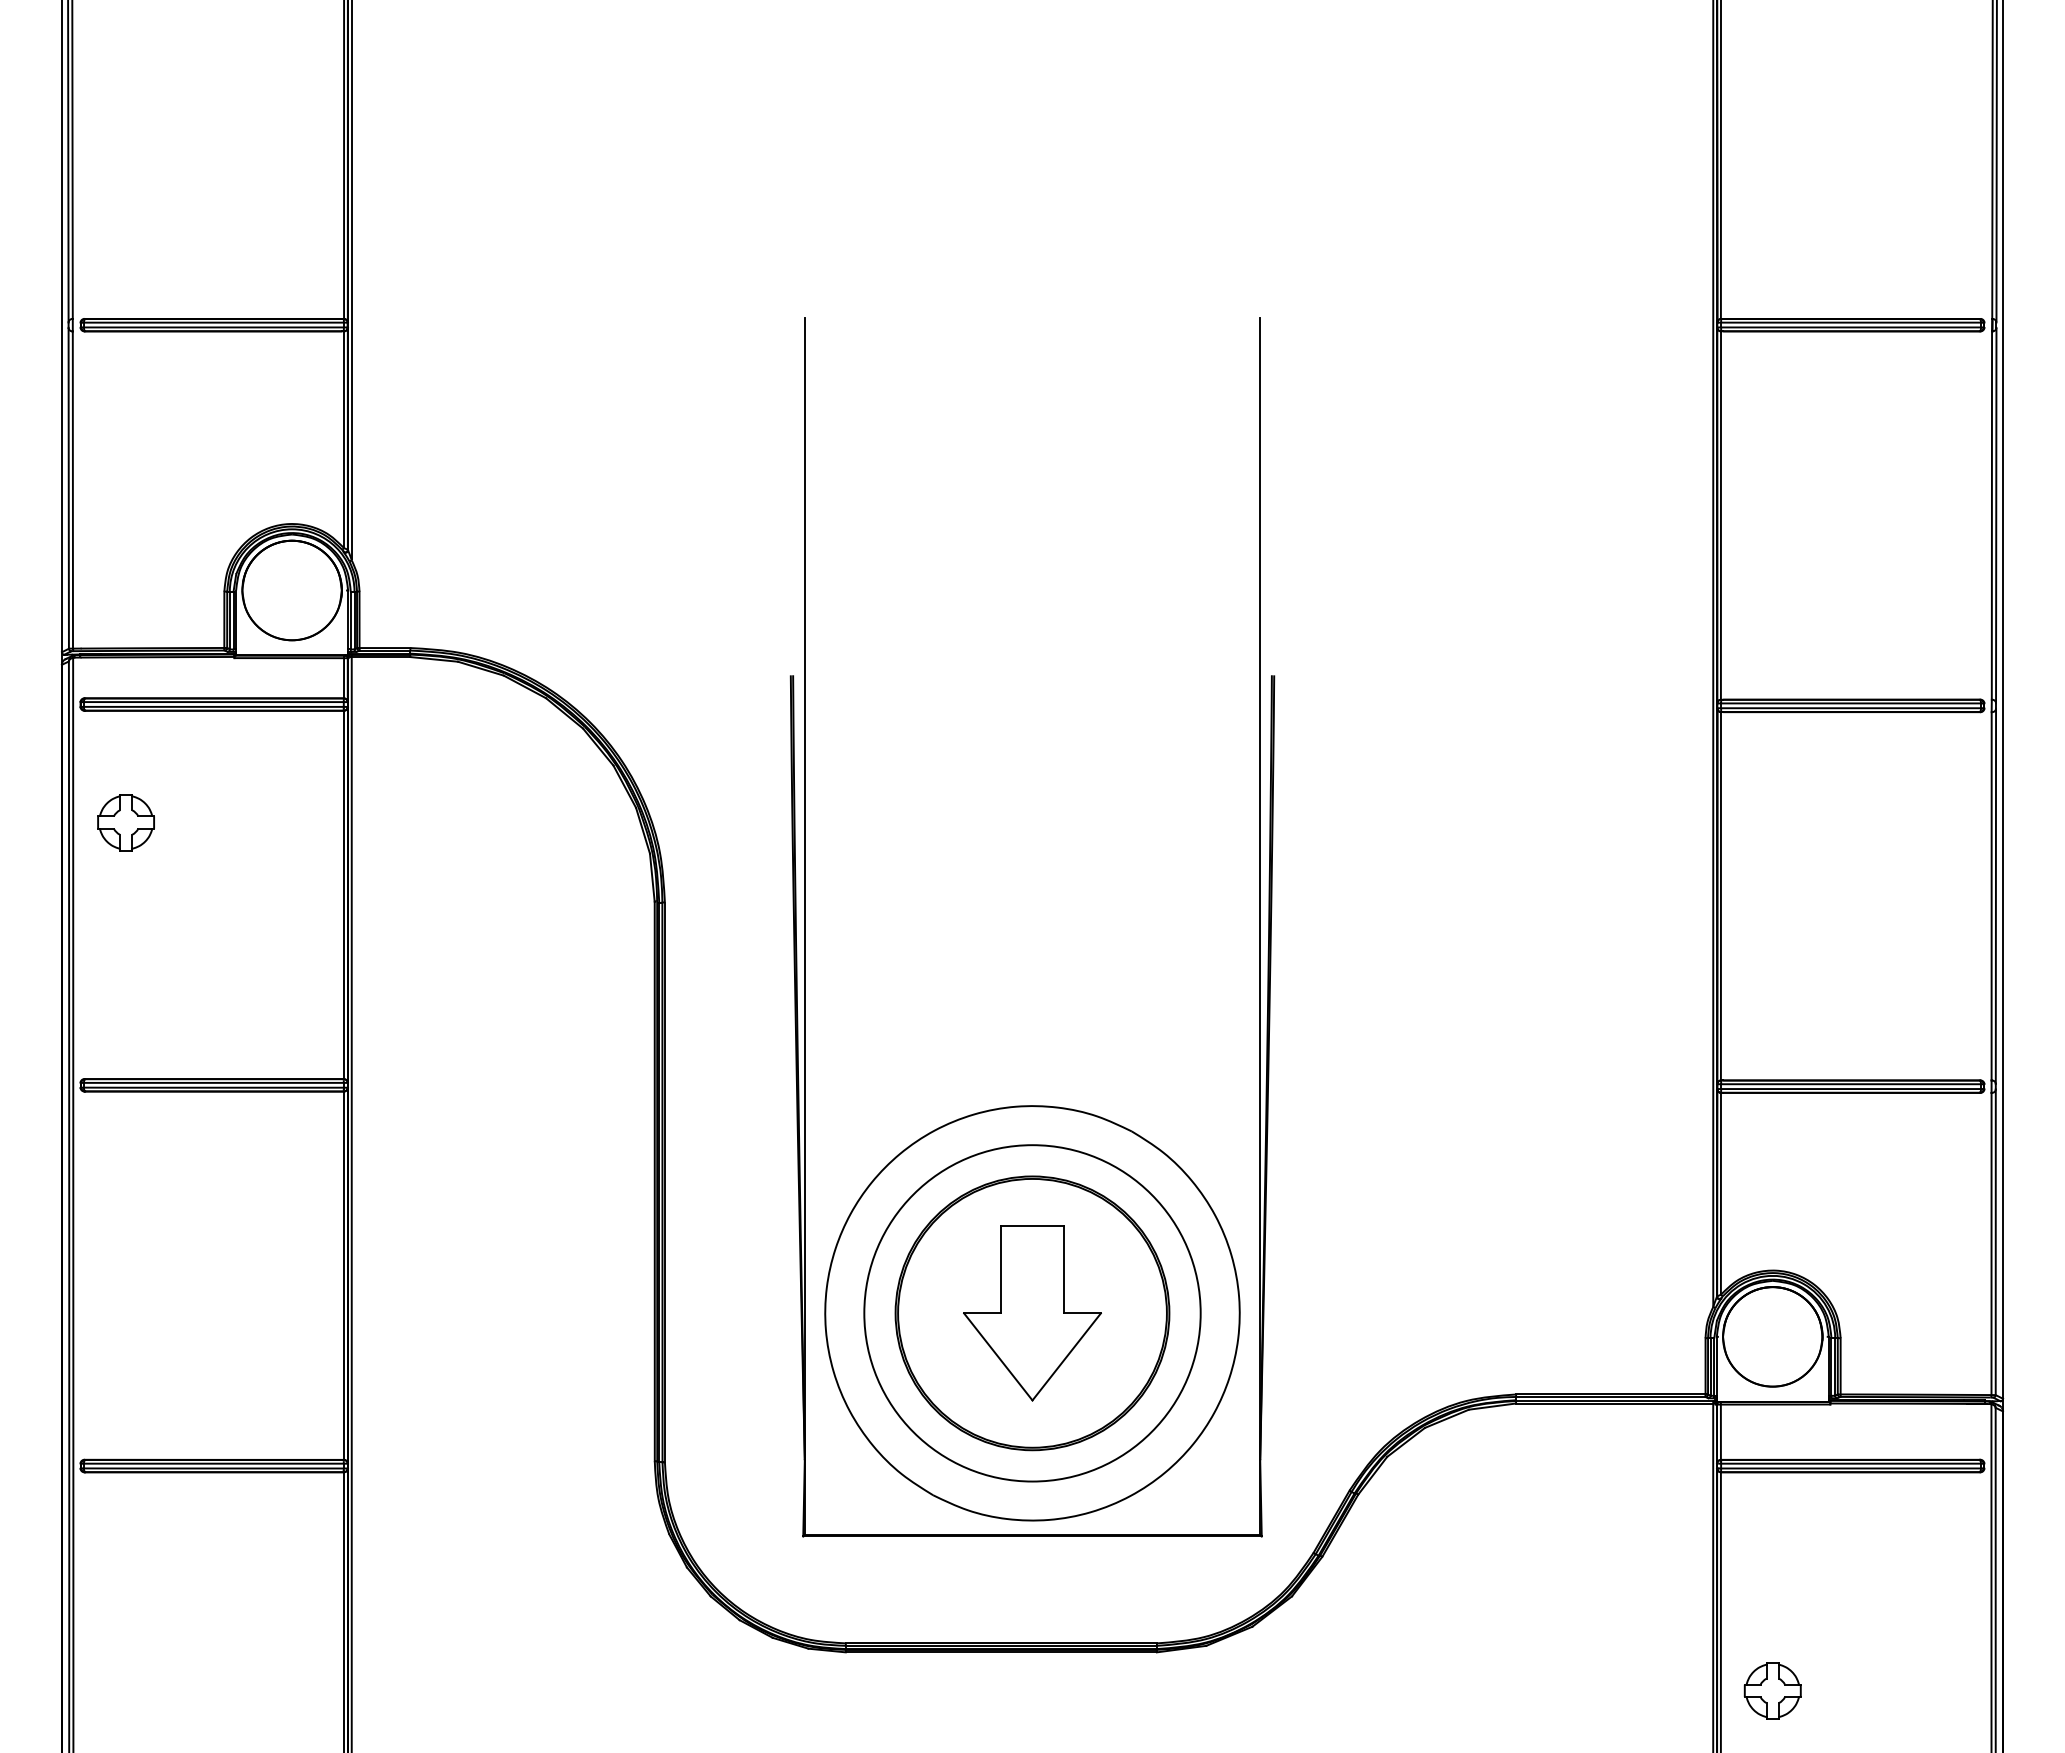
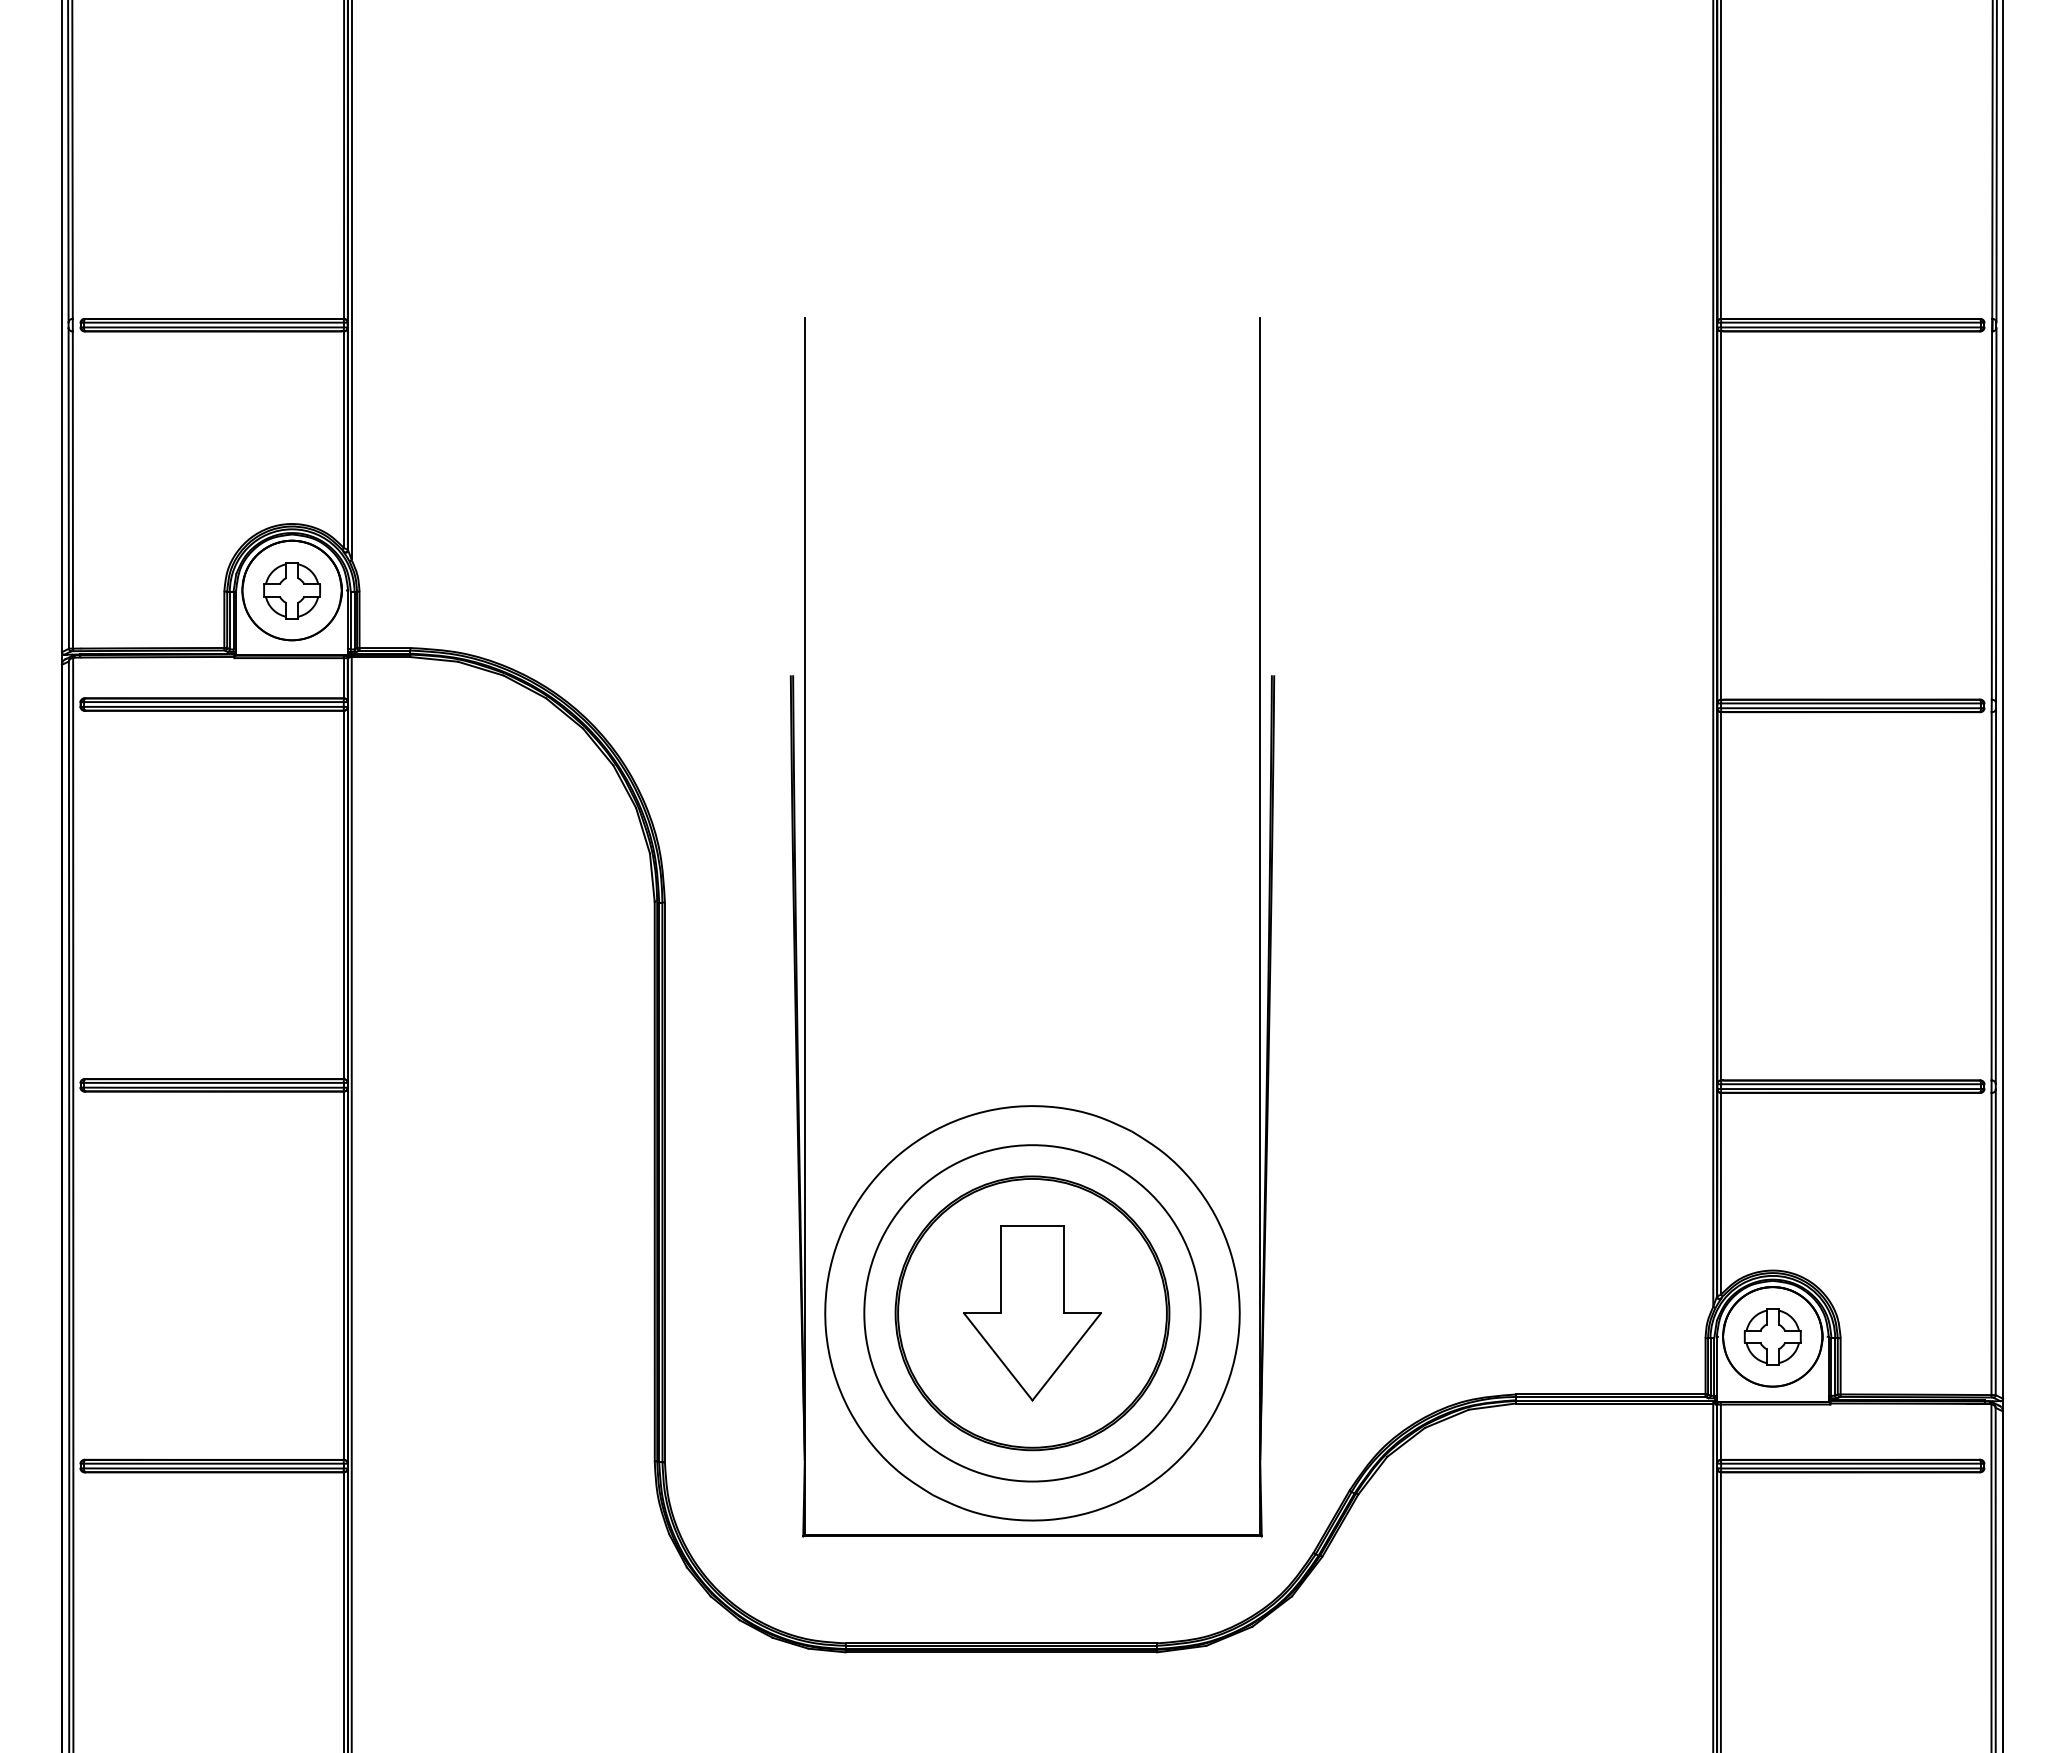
part position: (125, 822) -> (291, 590) (291, 590)
part position: (1772, 1690) -> (1772, 1336) (1772, 1336)
